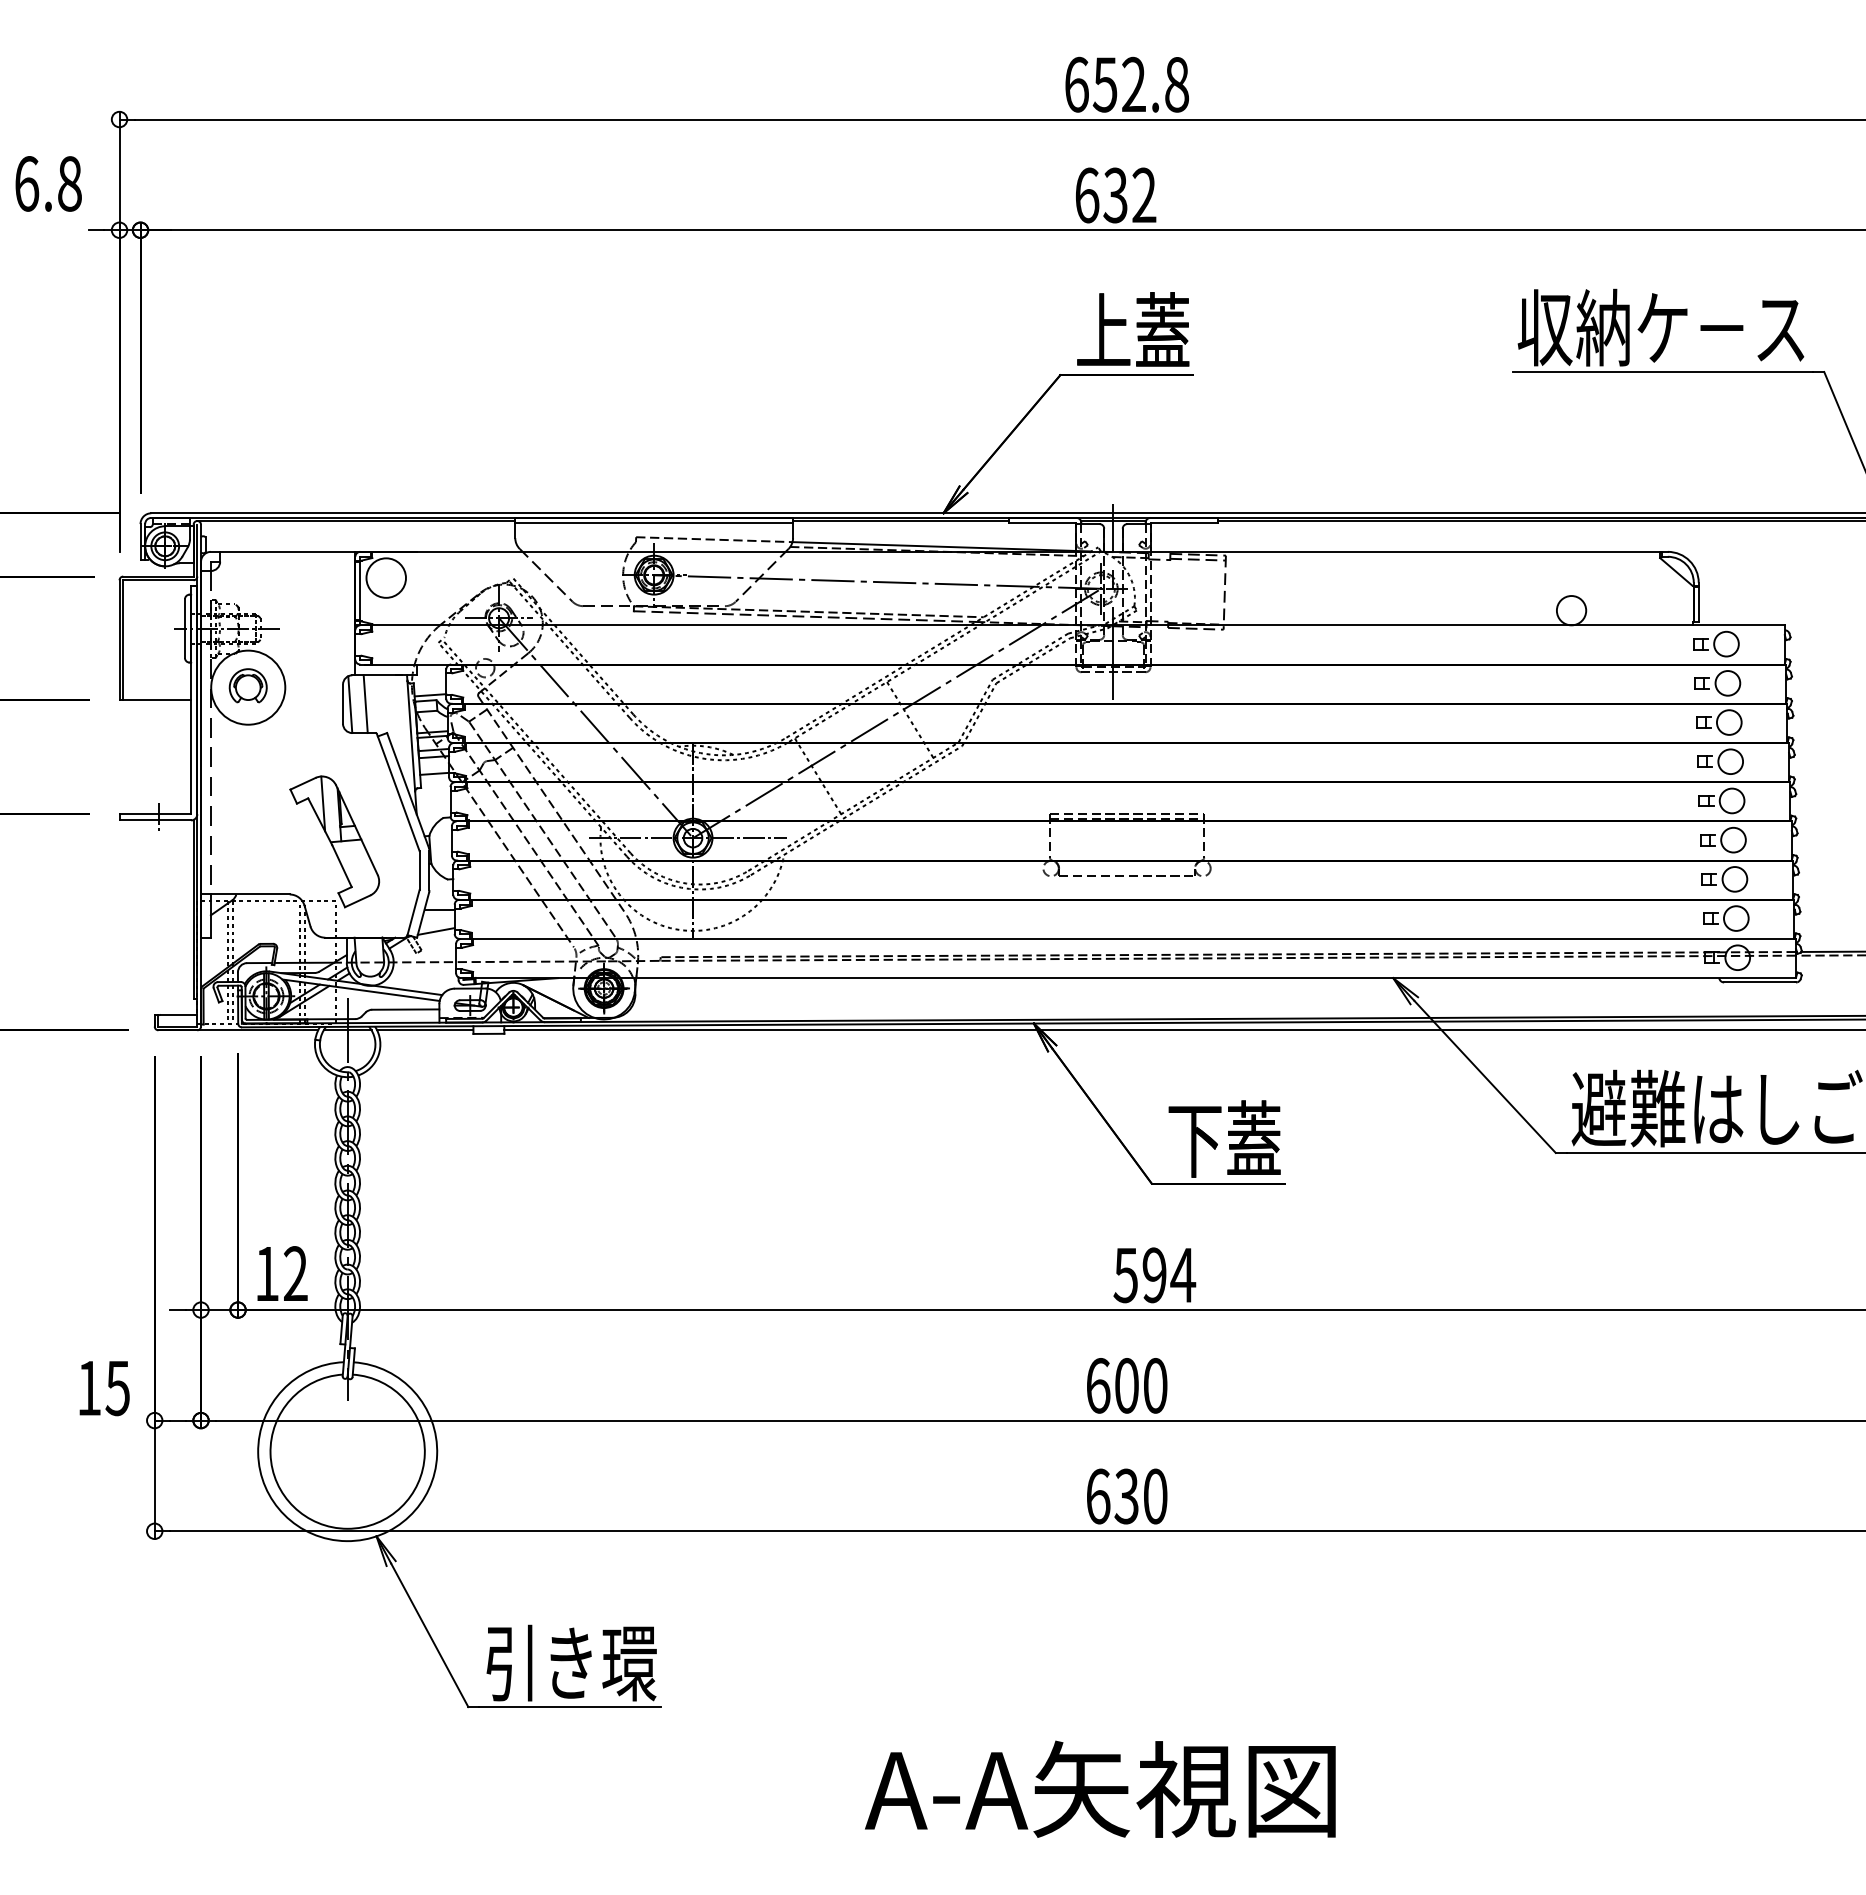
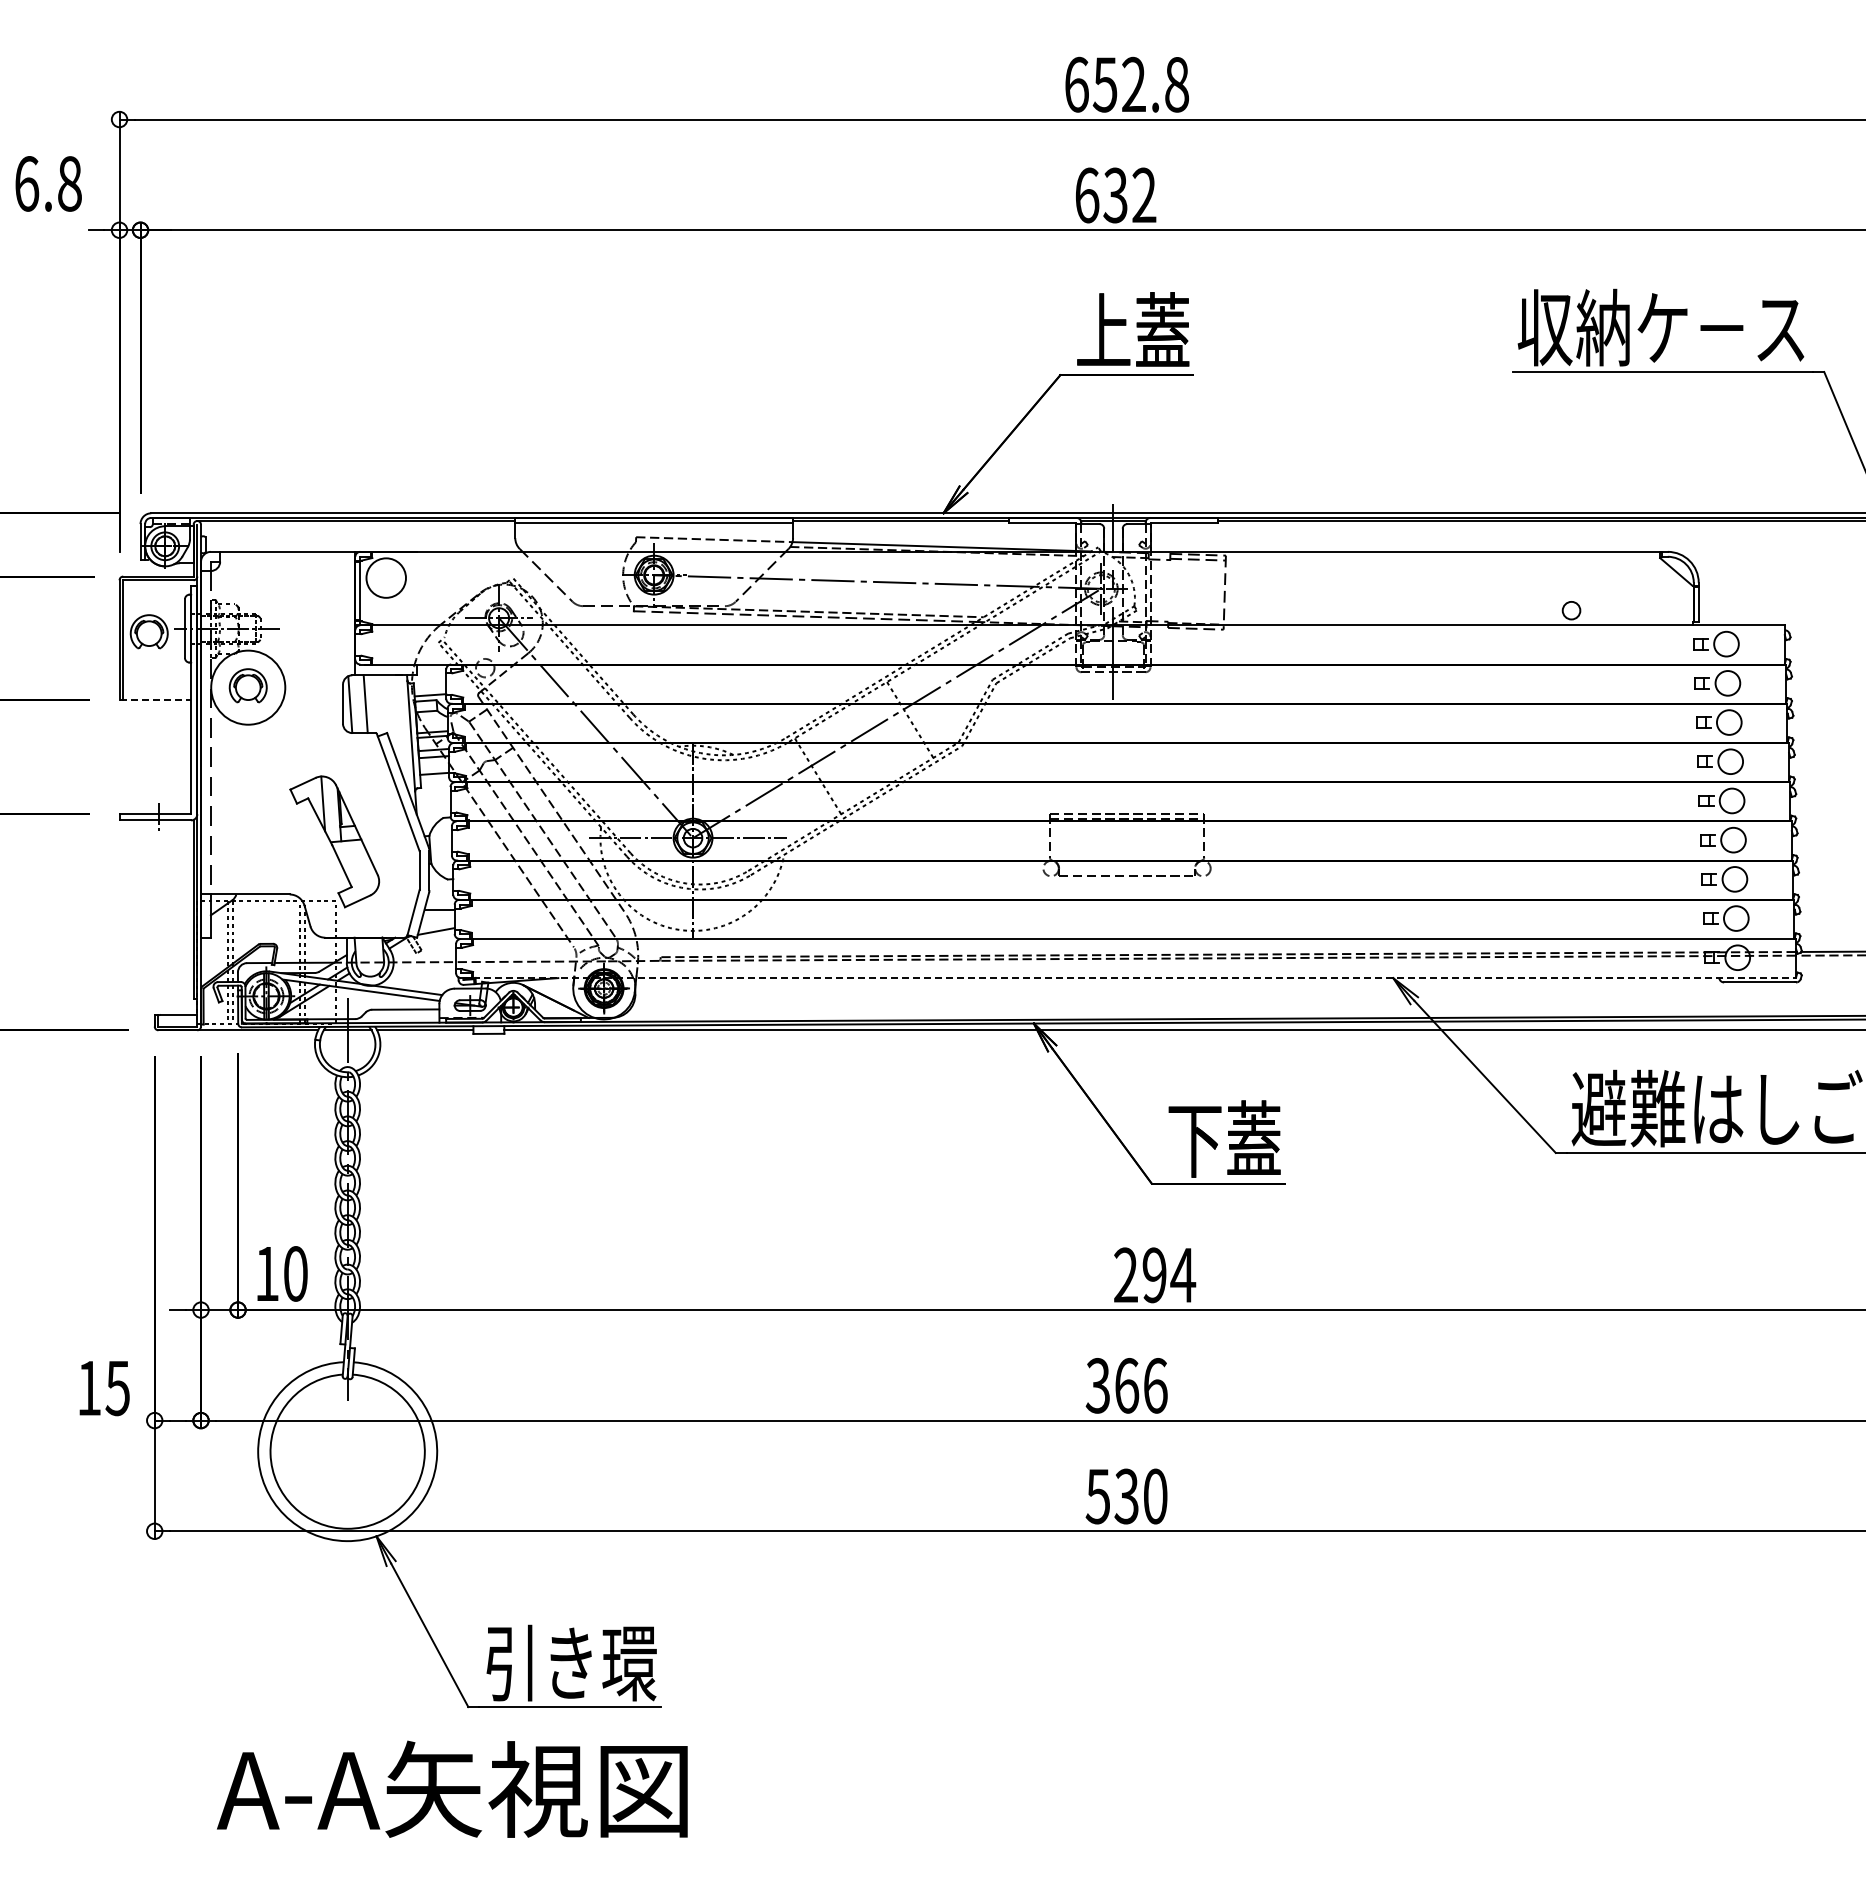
circle diameter: 29 px -> 18 px (1571, 610)
part: none -> present (148, 631)
line: solid -> dashed (155, 700)
line: solid -> dashed (1134, 978)
text: 12 -> 10 (295, 1273)
text: 594 -> 294 (1125, 1275)
text: 600 -> 366 (1126, 1385)
text: 630 -> 530 (1097, 1496)
text position: (1100, 1788) -> (452, 1788) (452, 1788)
